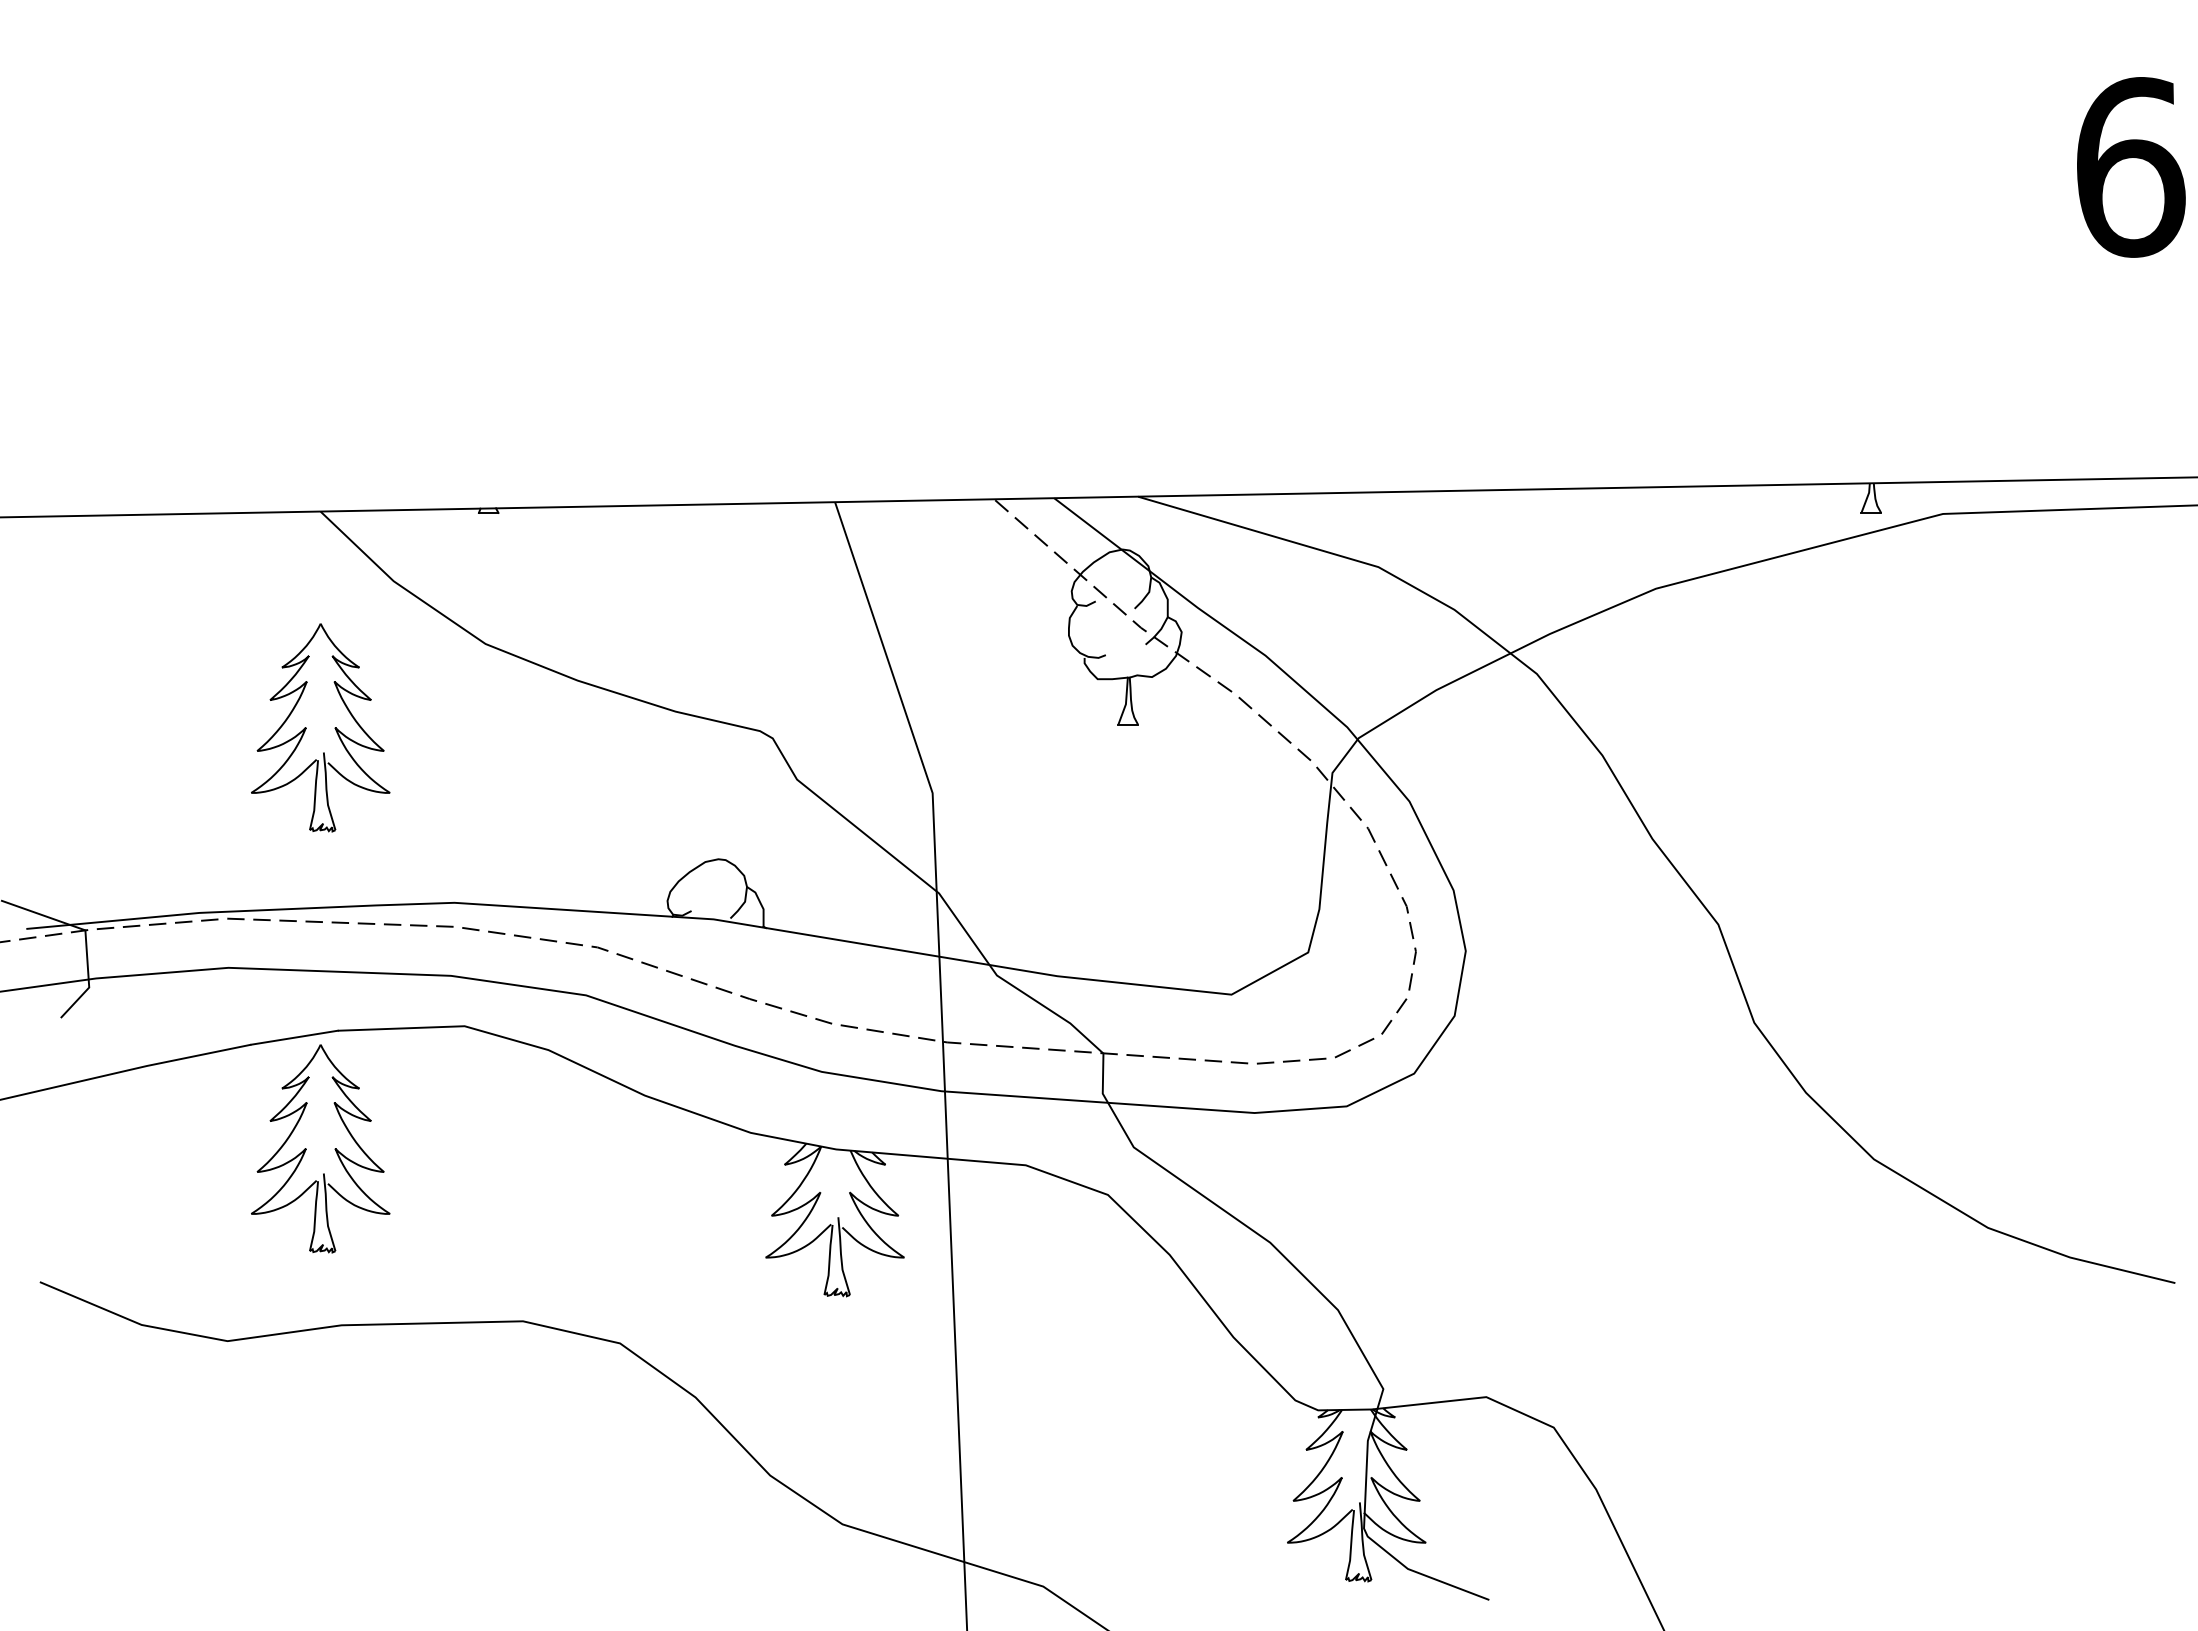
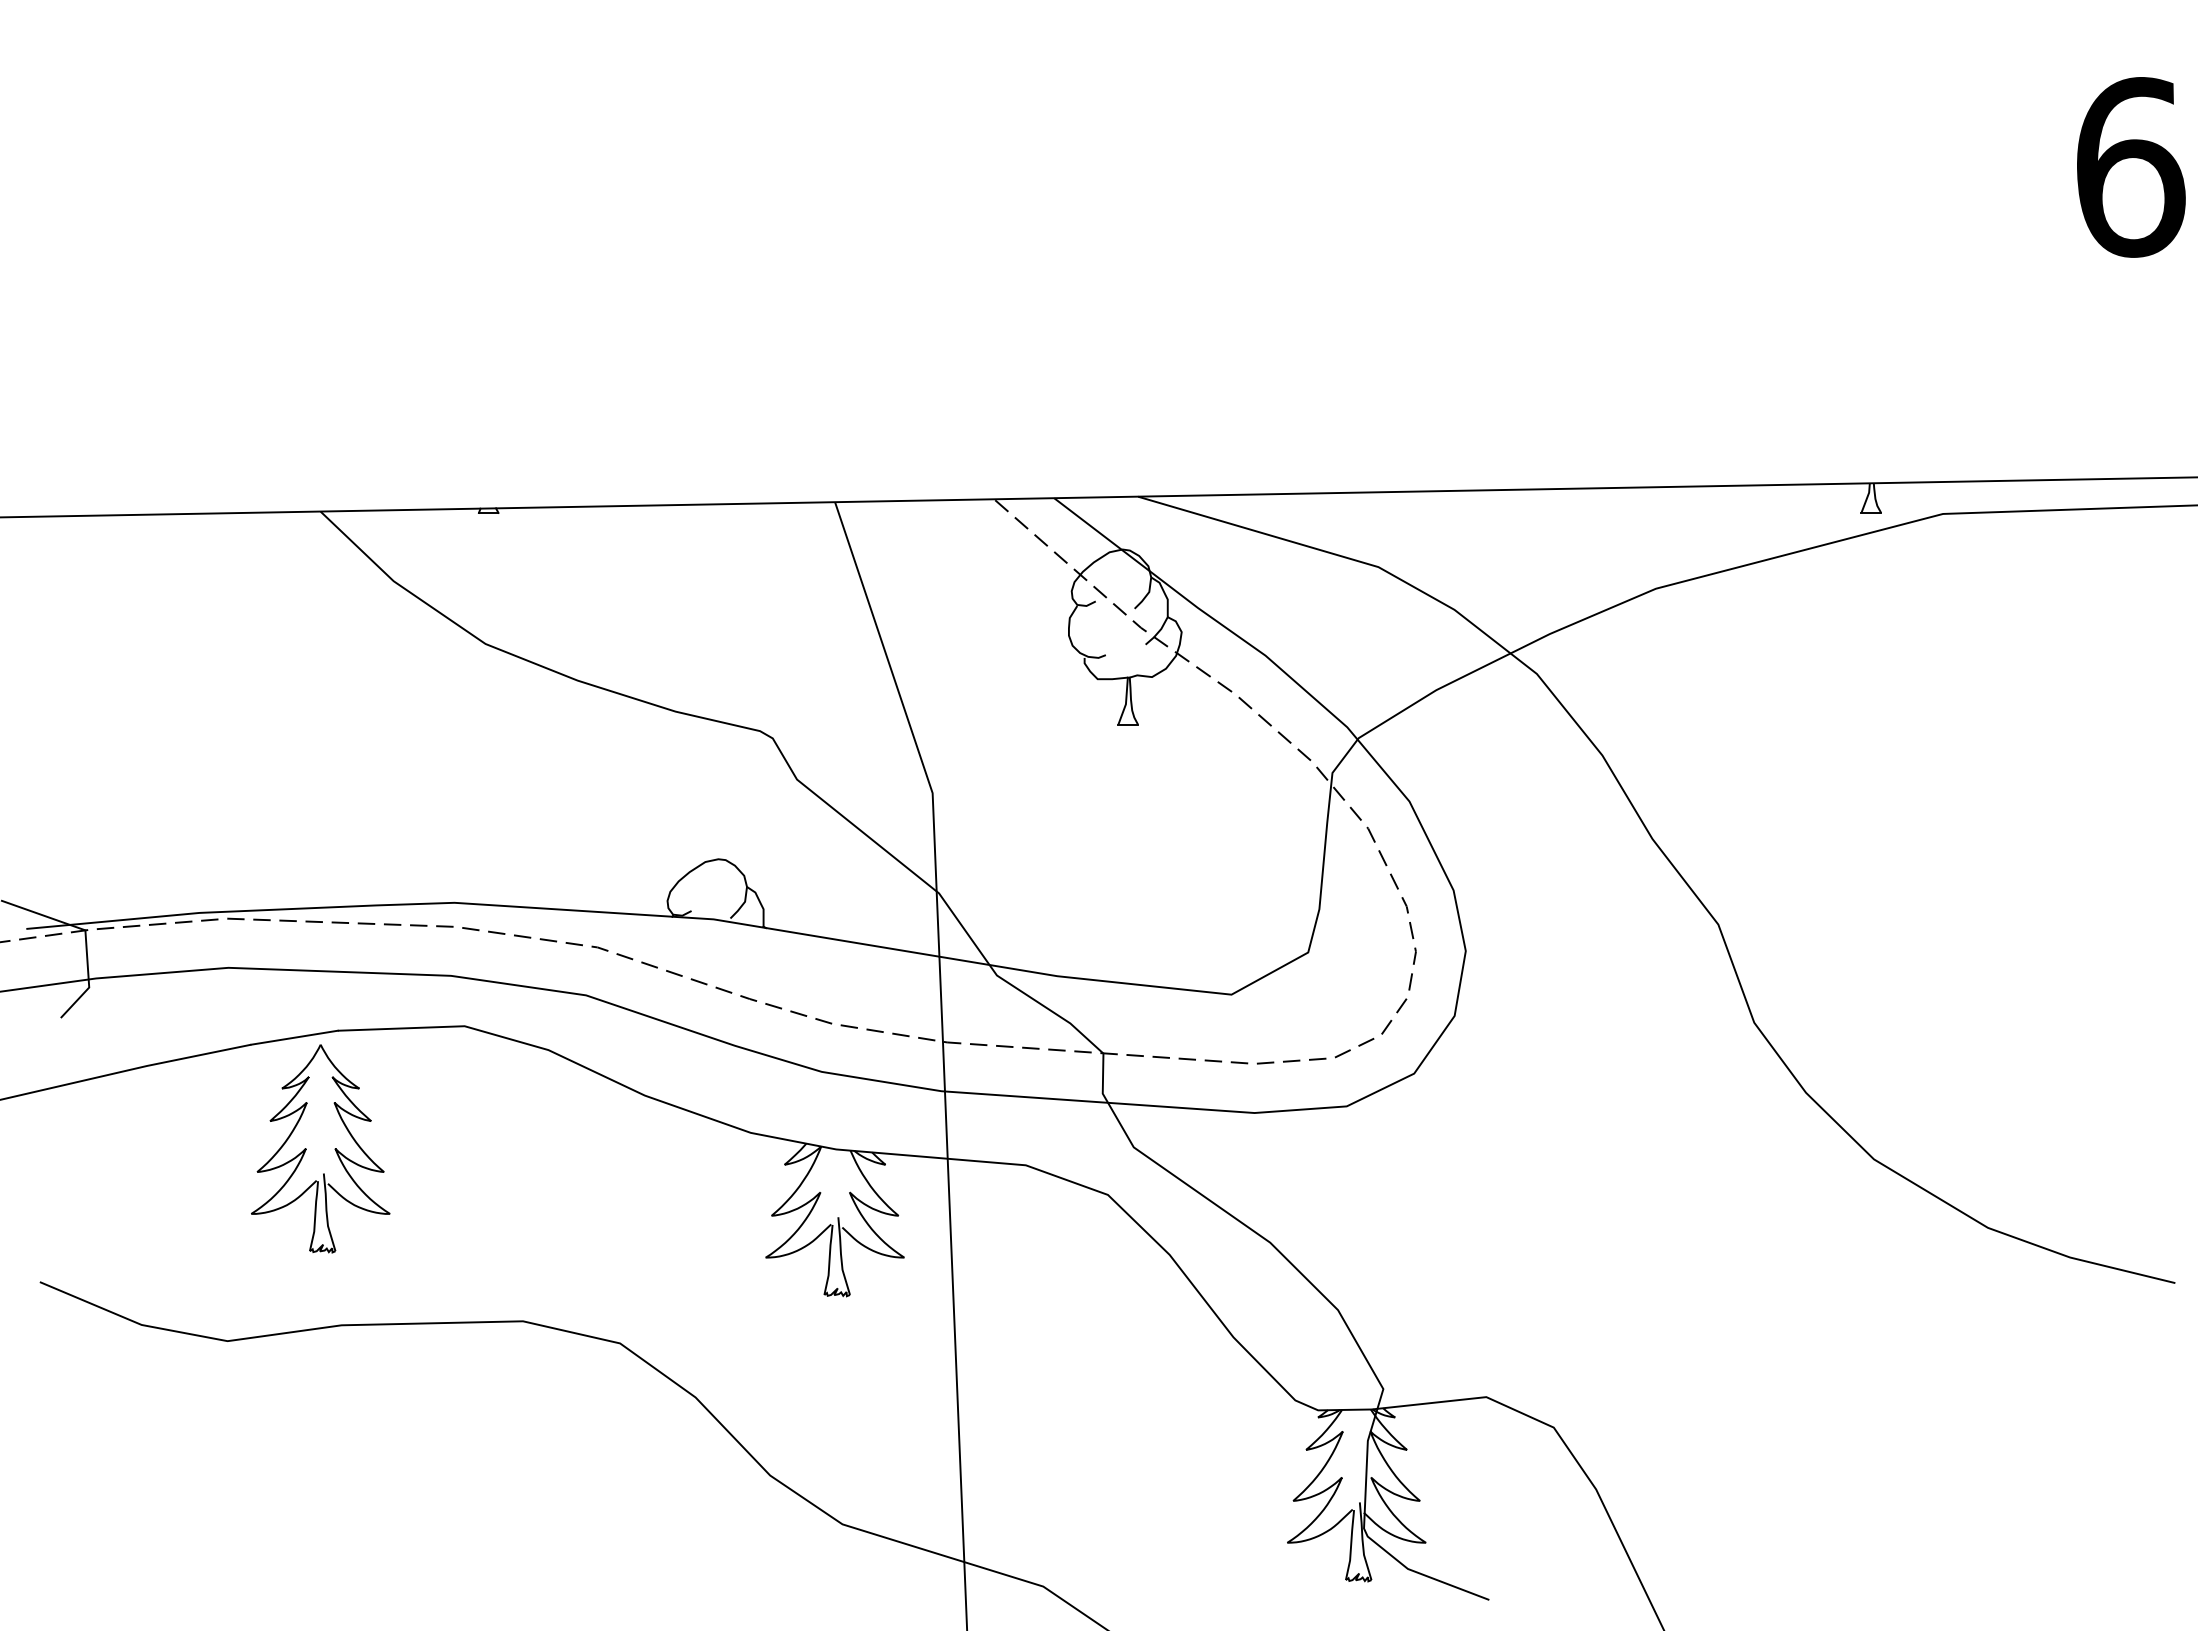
part: present -> none (306, 727)
